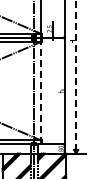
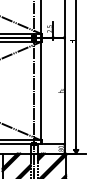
line: dashed -> solid (76, 74)
line: dashed -> solid (41, 90)
